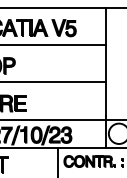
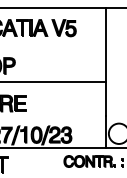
line: present -> none (53, 45)
line: present -> none (62, 119)
line: present -> none (58, 160)
